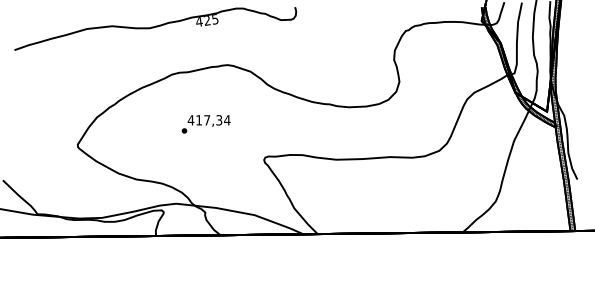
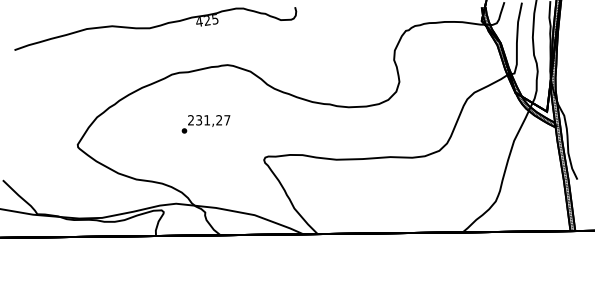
text: 417,34 -> 231,27 (208, 120)
